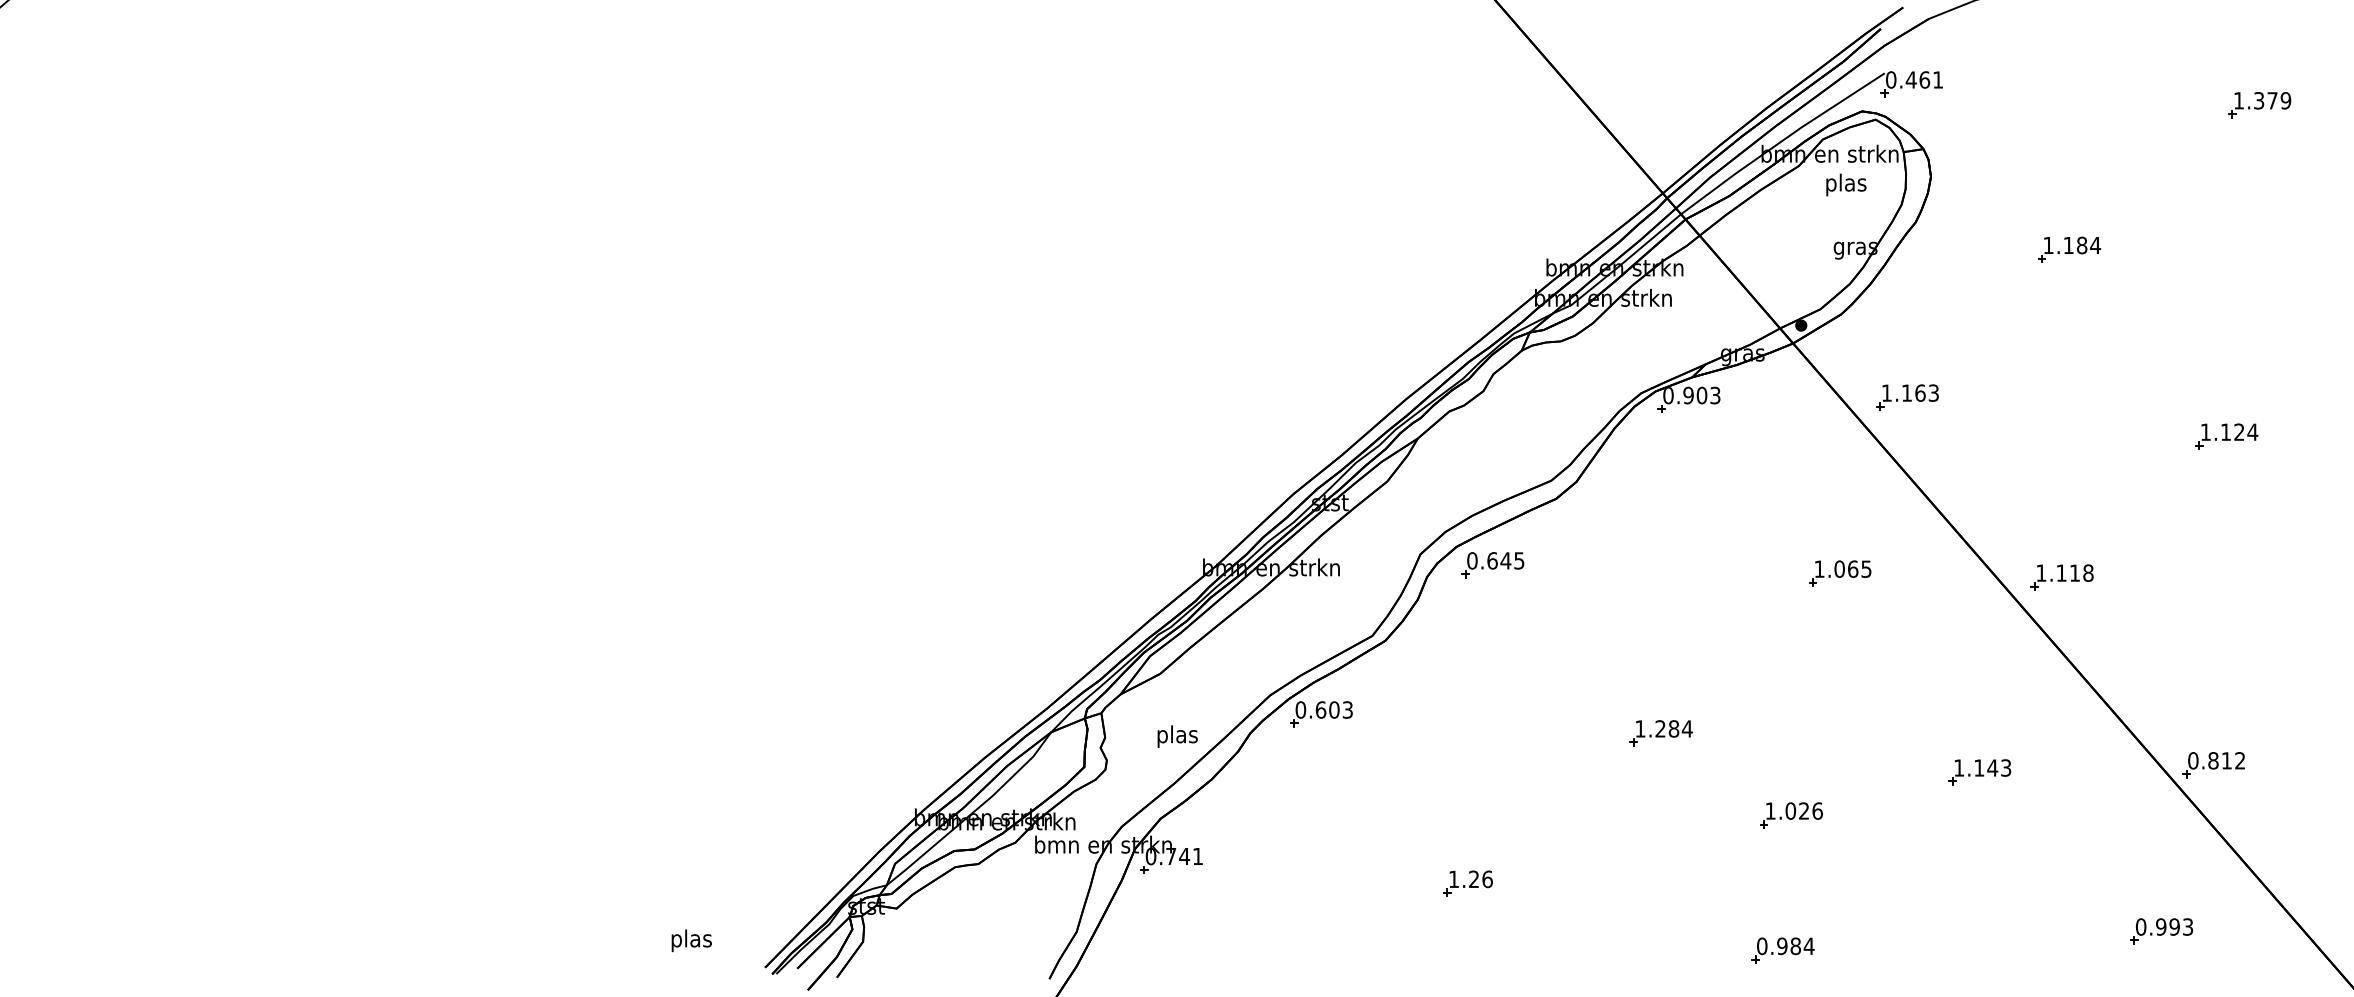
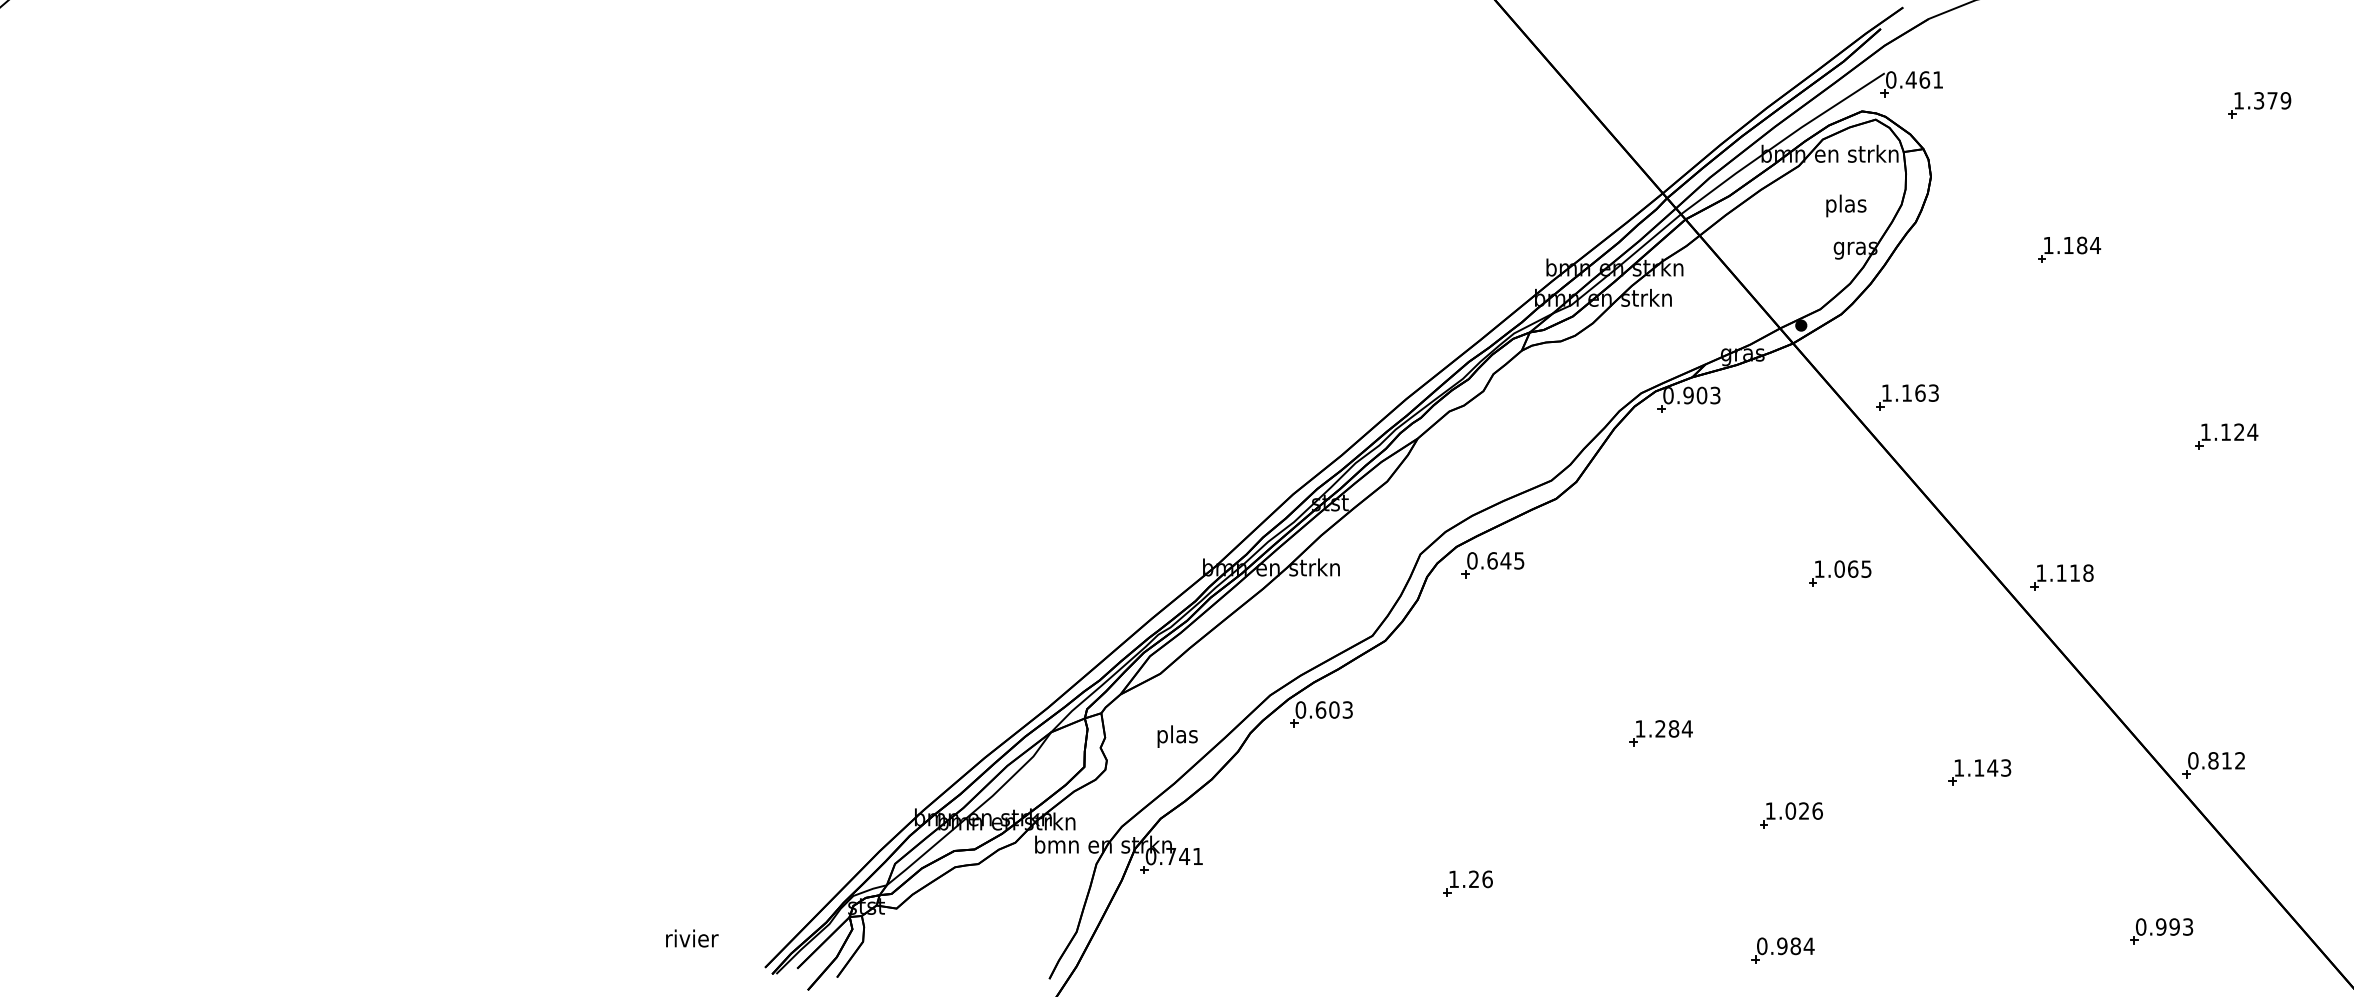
text position: (1846, 184) -> (1846, 205) (1846, 205)
text: plas -> rivier (692, 940)
